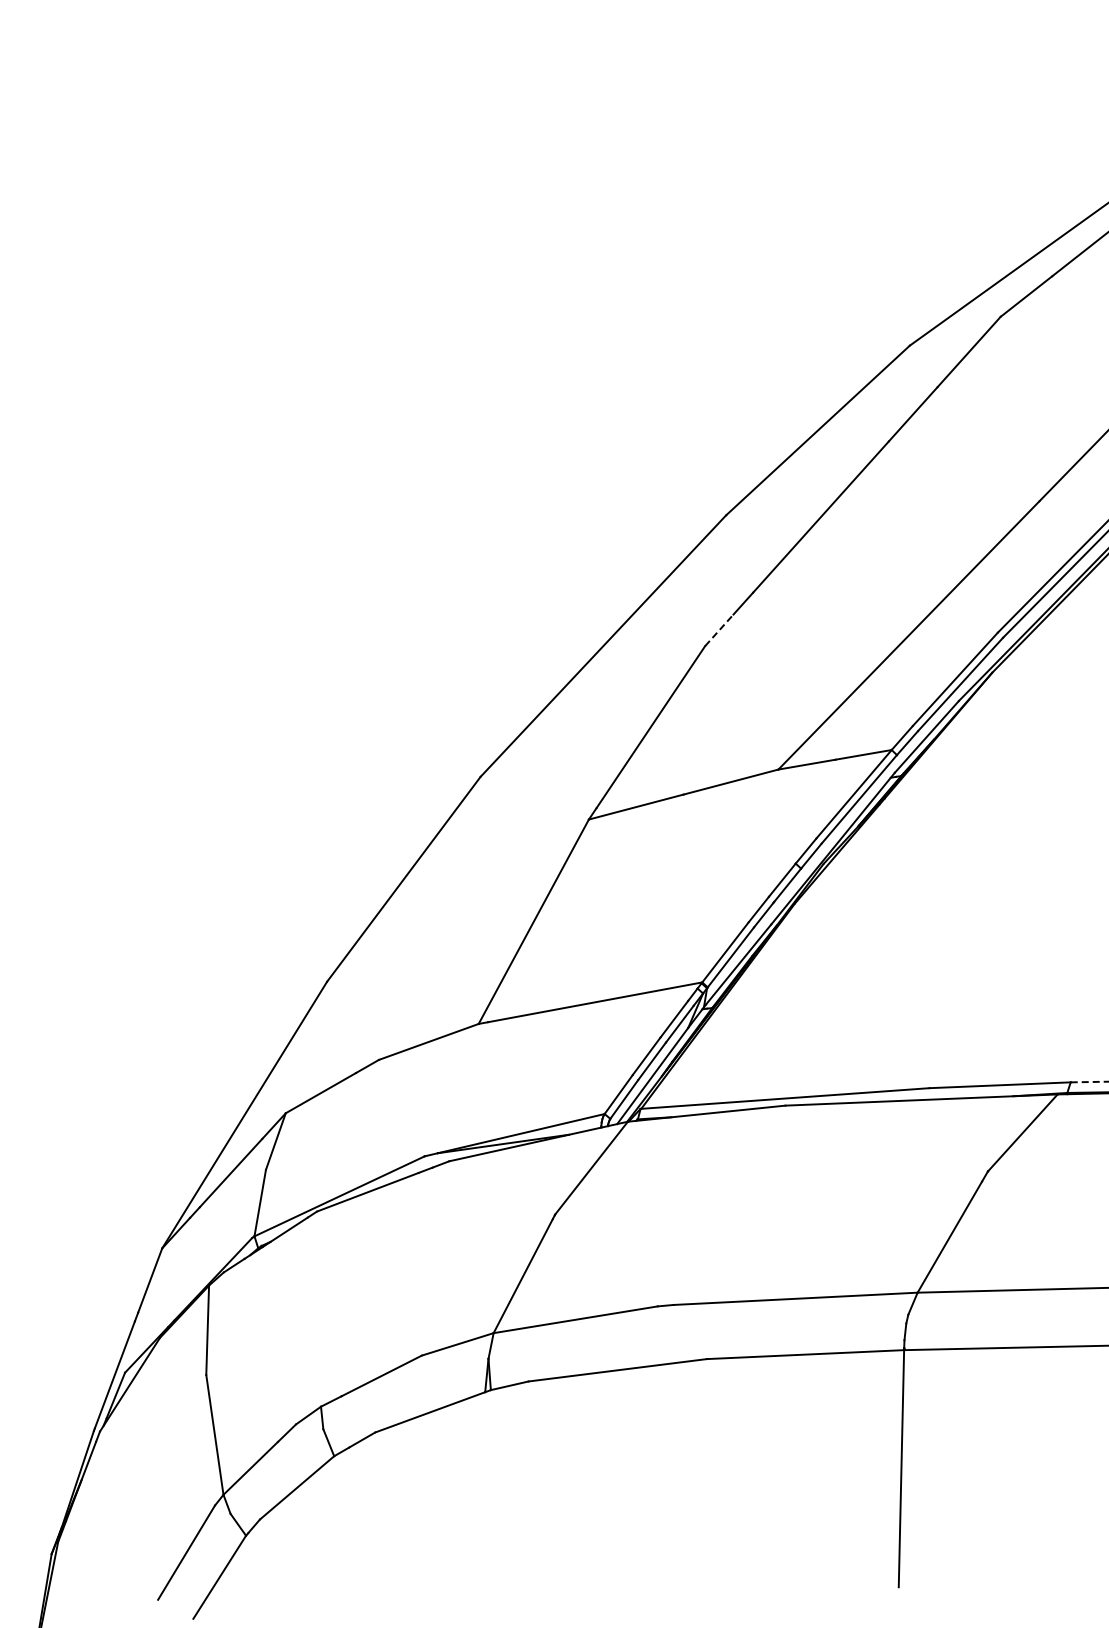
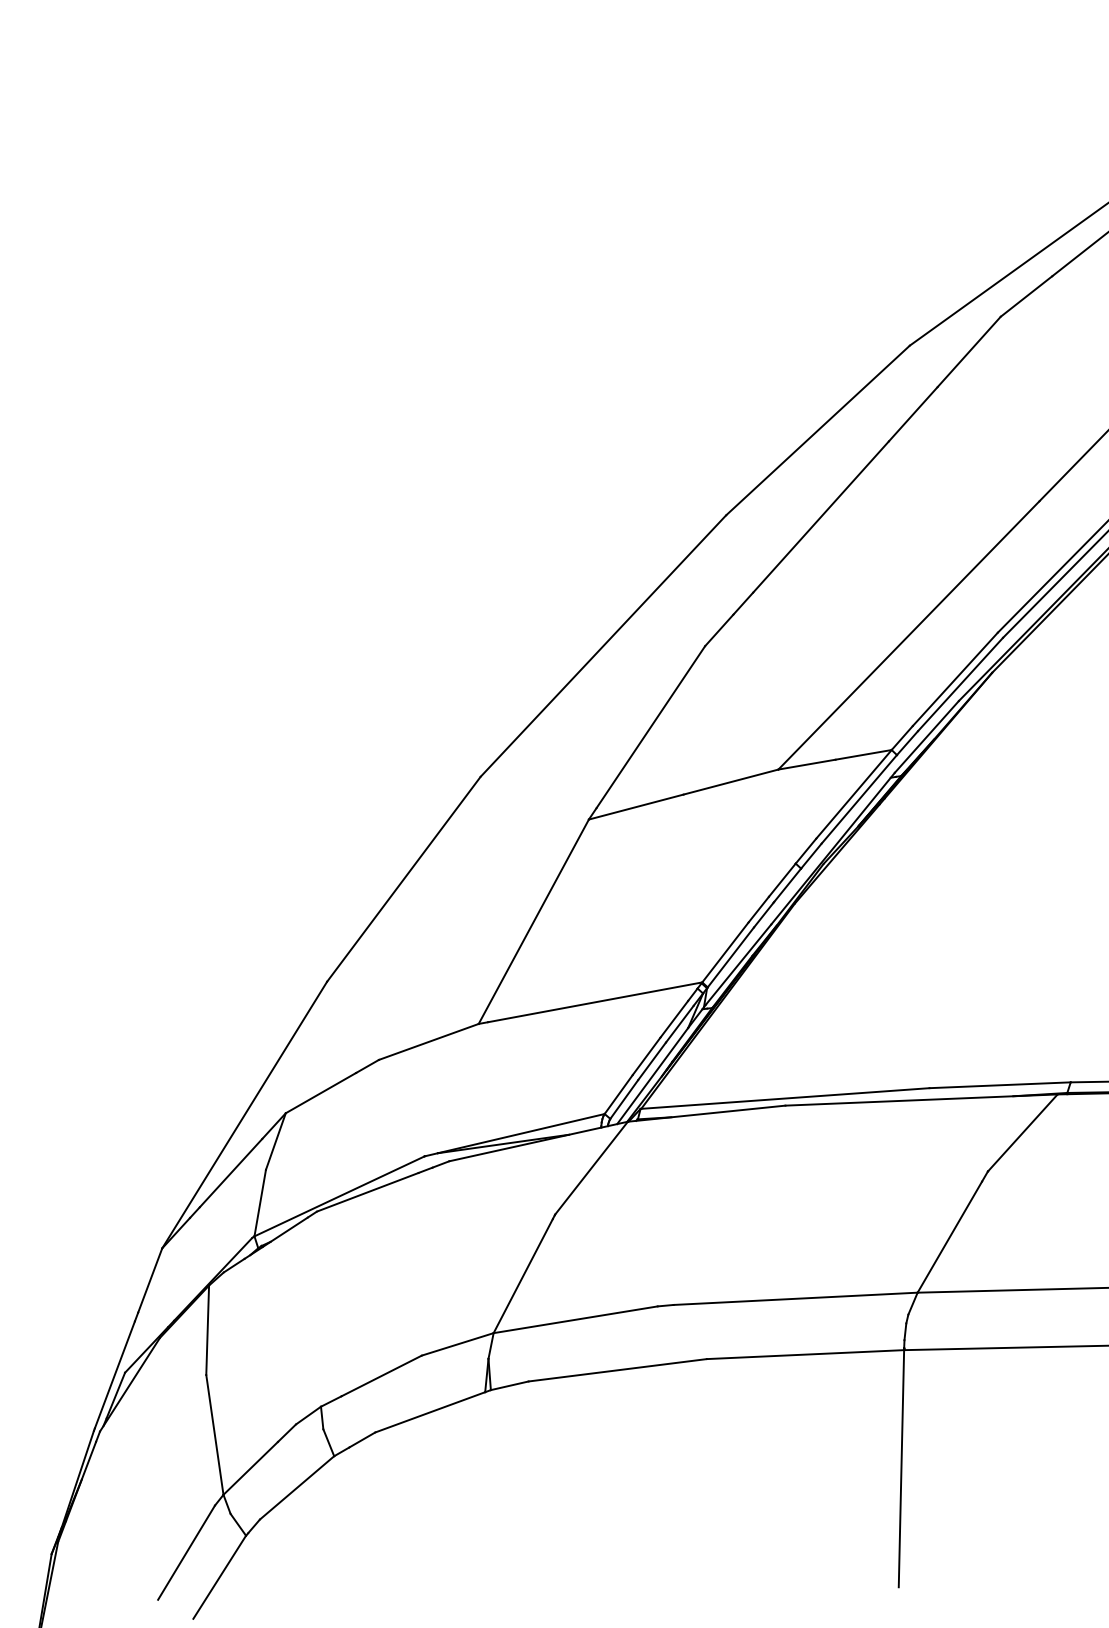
line: dashed -> solid (719, 630)
line: dashed -> solid (1089, 1082)
